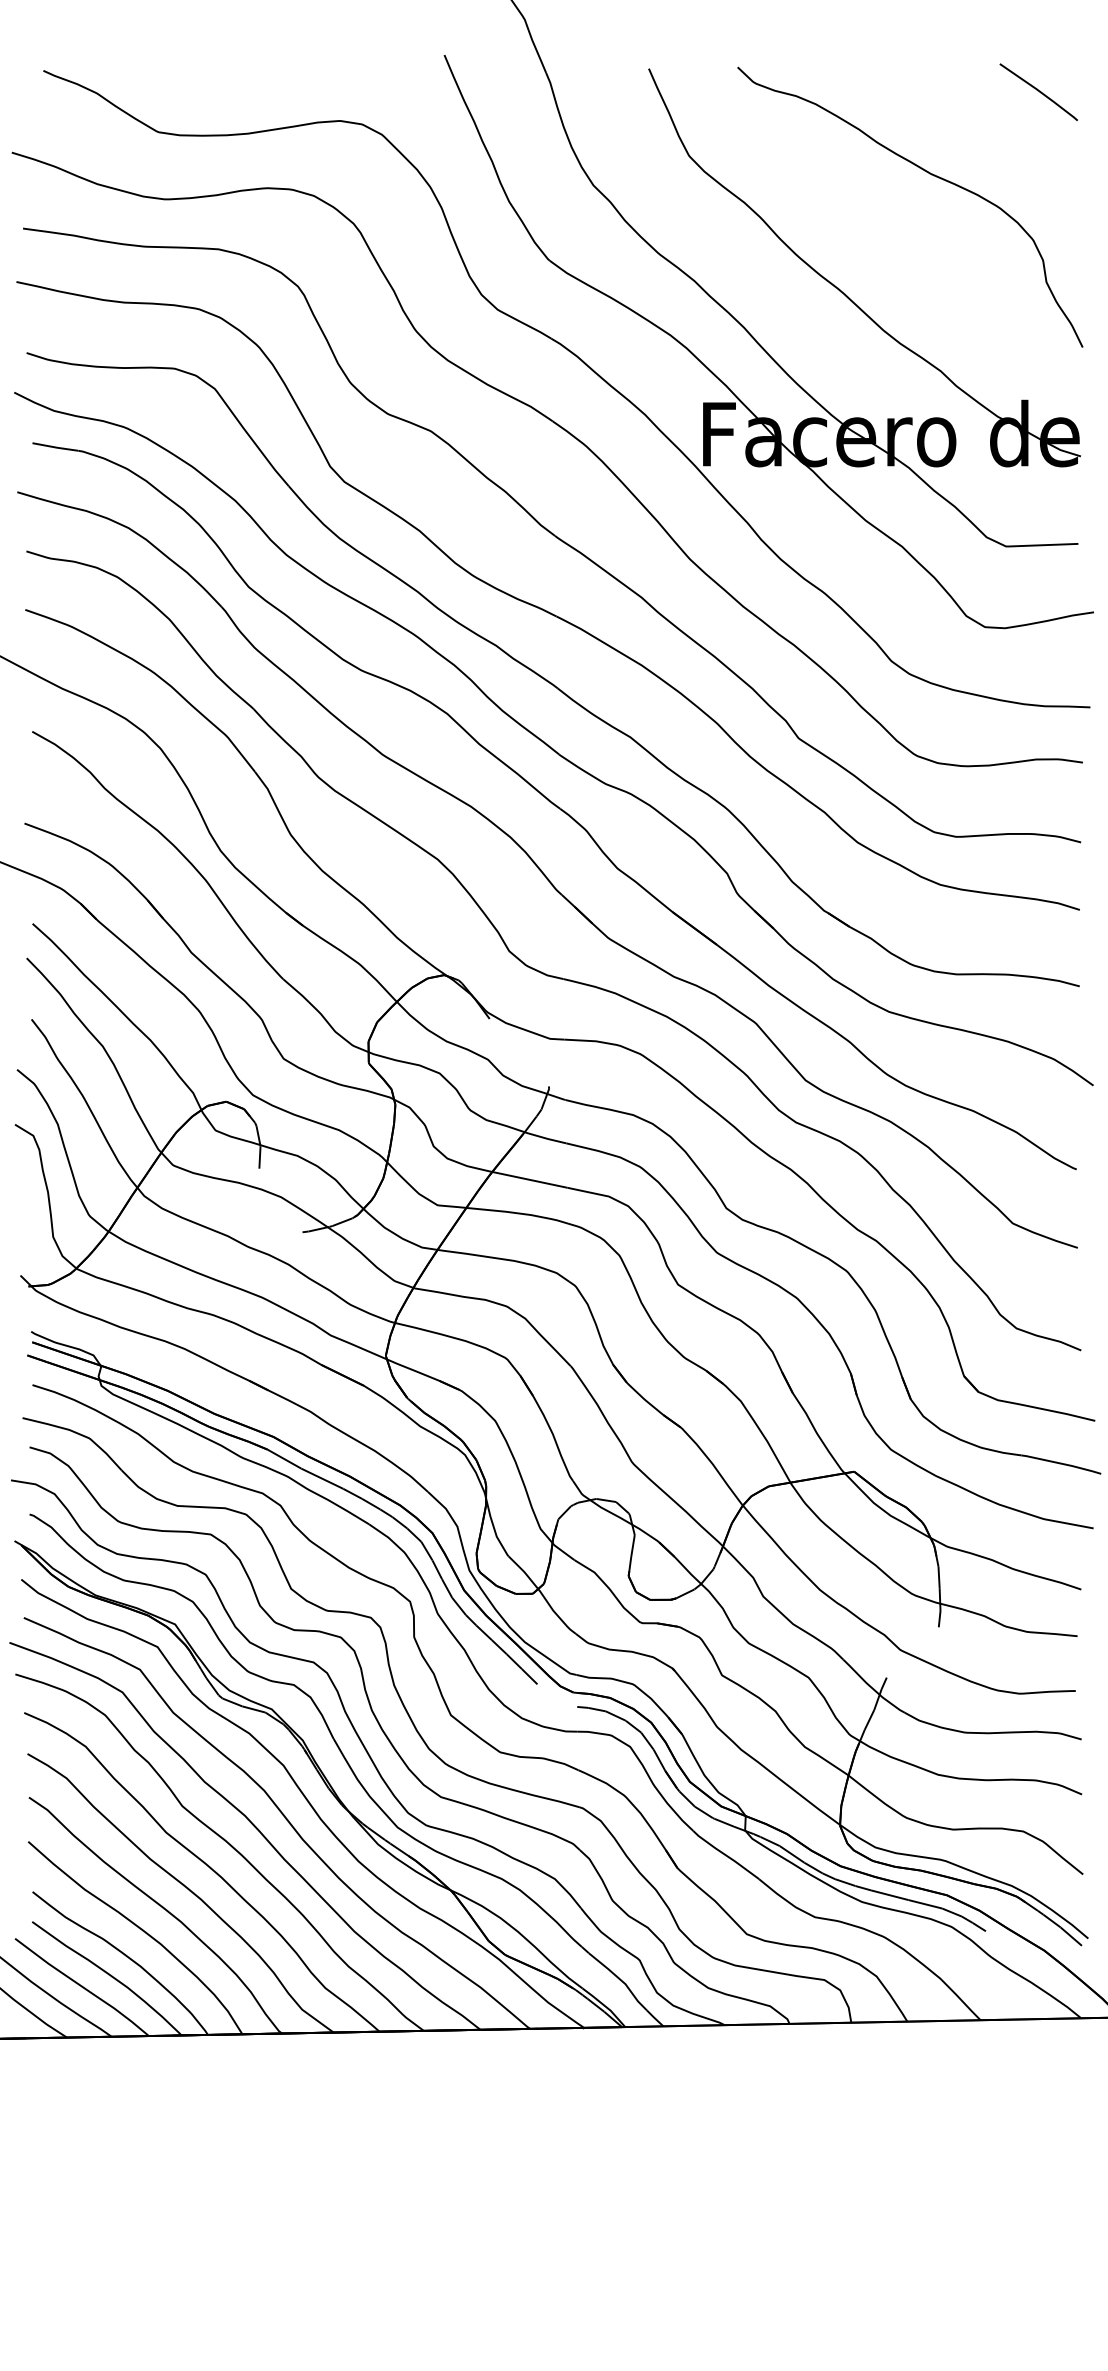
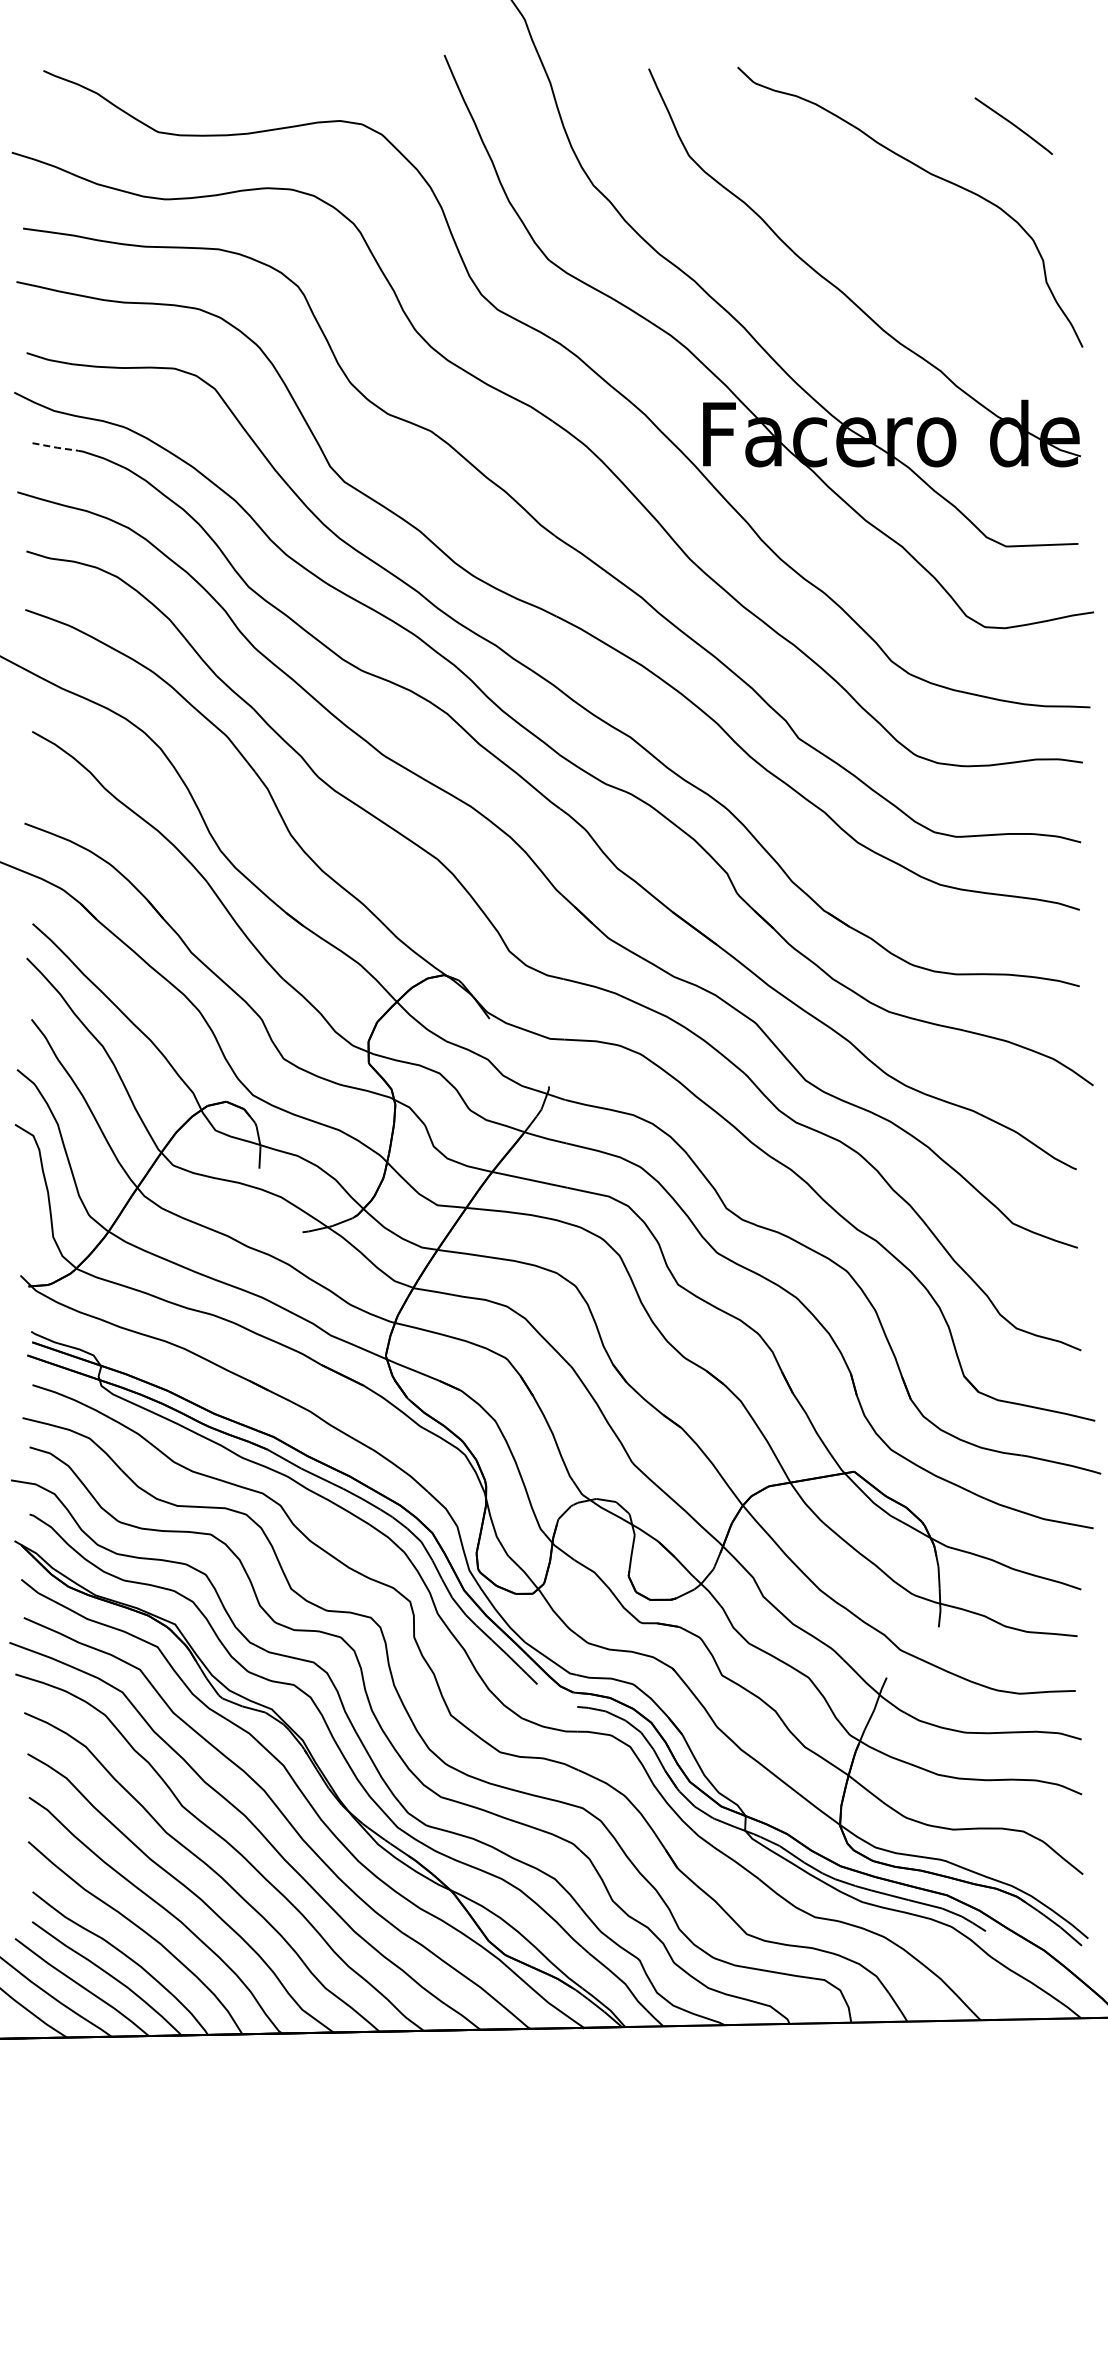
line position: (1038, 91) -> (1013, 125) (1013, 125)
line: solid -> dashed (56, 447)
